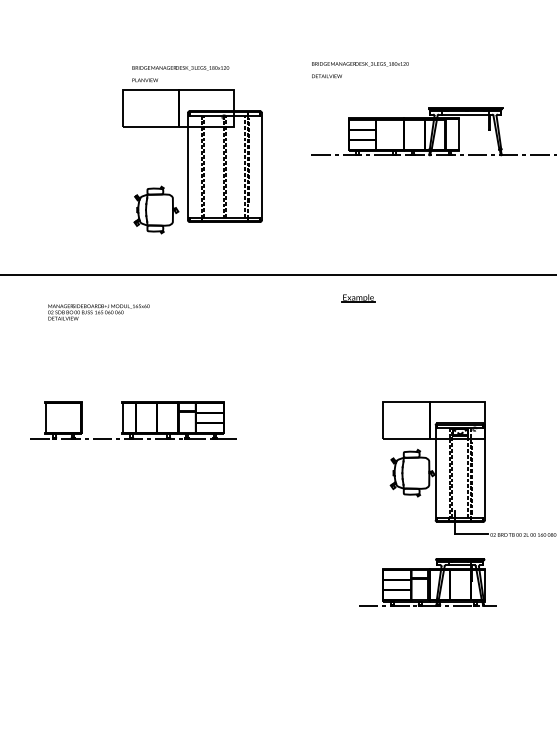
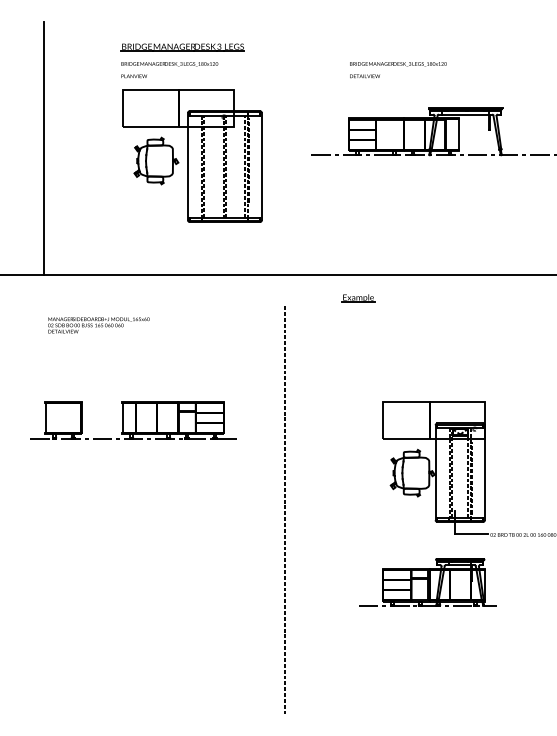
part: none -> present (182, 47)
text position: (360, 70) -> (398, 70) (398, 70)
text position: (180, 74) -> (169, 70) (169, 70)
line: none -> present (43, 148)
part position: (156, 209) -> (156, 160) (156, 160)
text position: (98, 312) -> (98, 325) (98, 325)
line: none -> present (285, 509)
